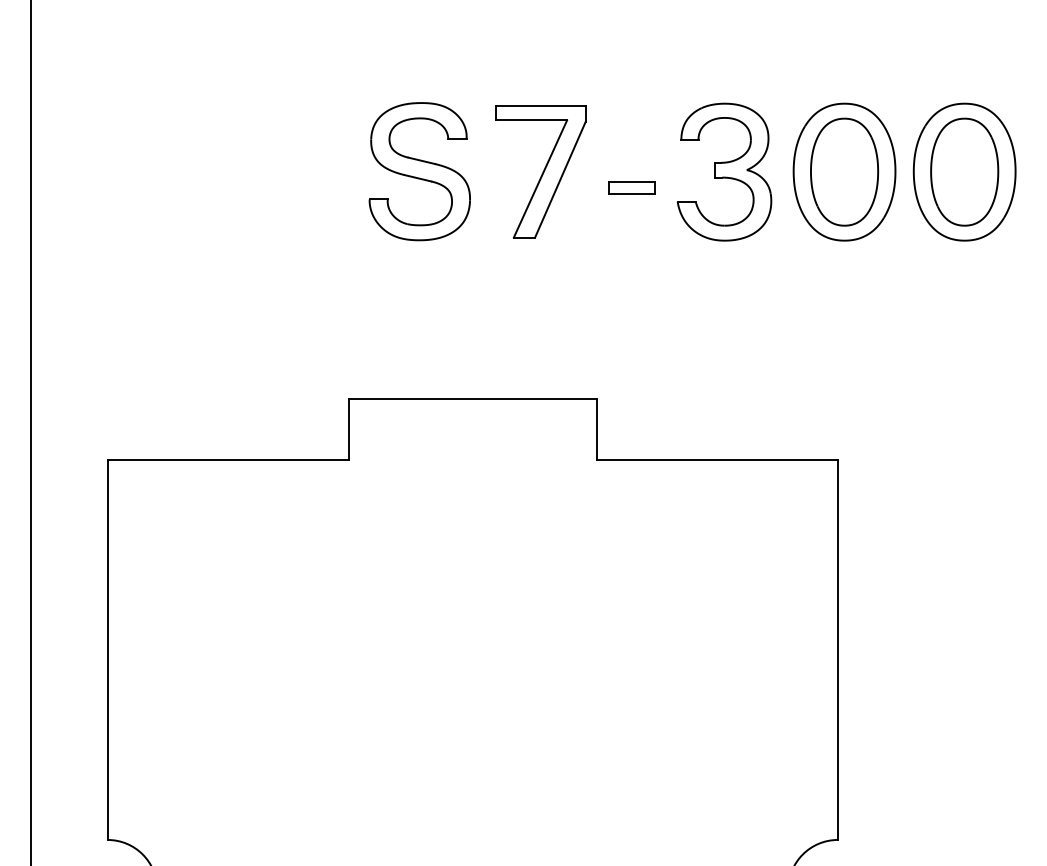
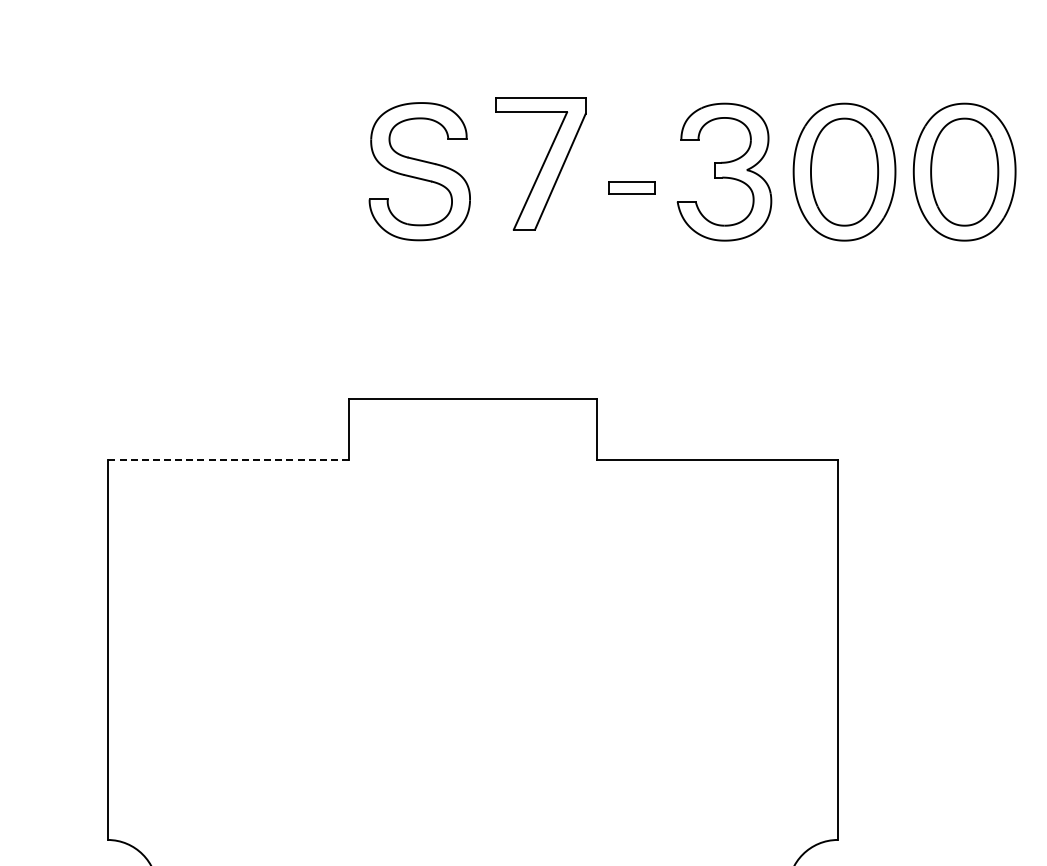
part position: (540, 171) -> (540, 163) (540, 163)
line: present -> none (31, 432)
line: solid -> dashed (228, 460)
